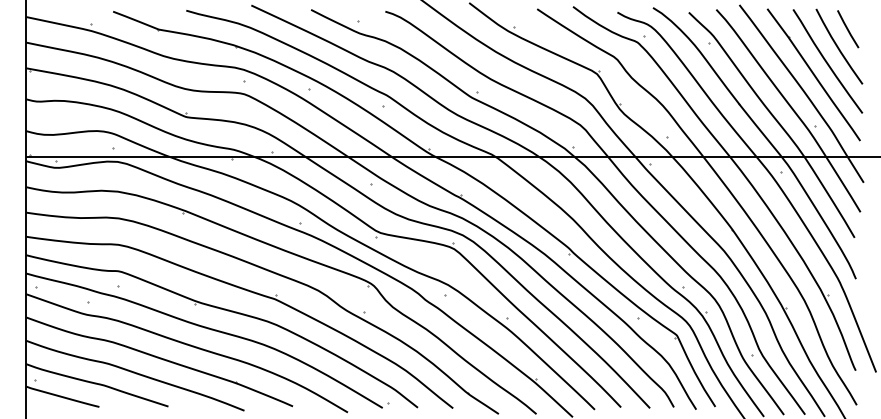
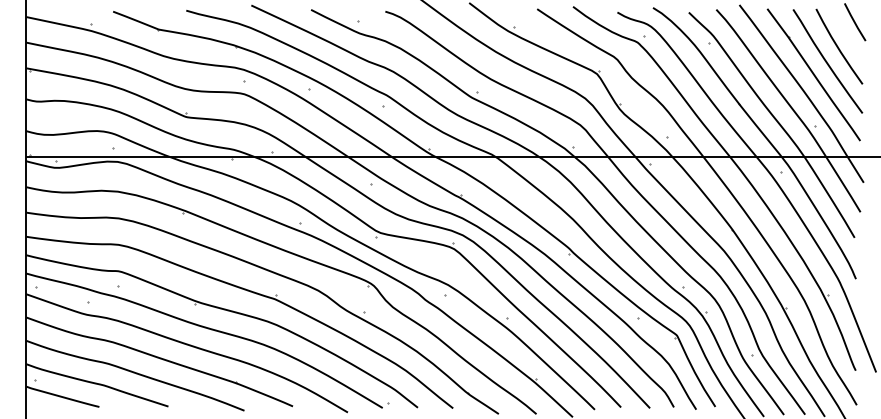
line position: (848, 29) -> (855, 22) (855, 22)
